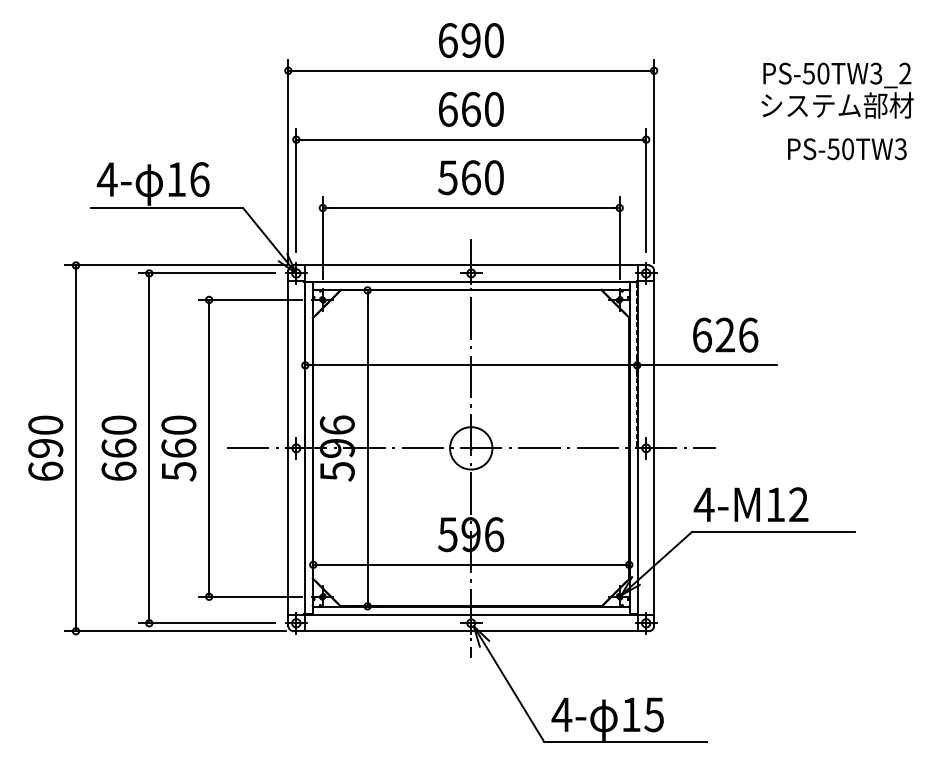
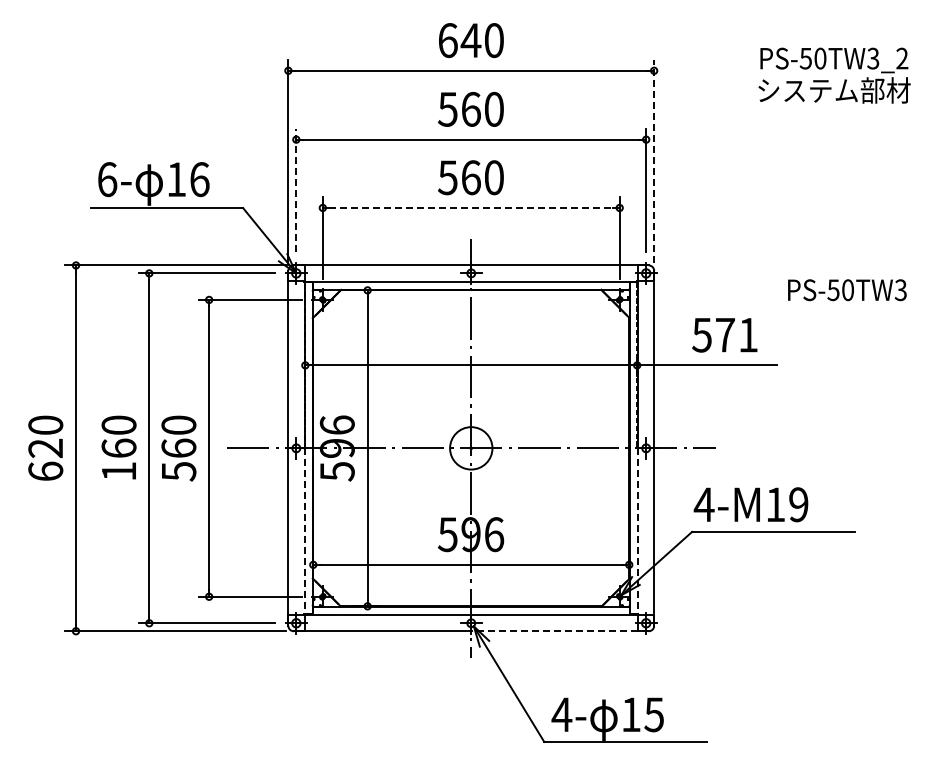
text: 690 -> 640 (470, 40)
text position: (837, 90) -> (834, 75) (834, 75)
text: 660 -> 560 (447, 108)
text position: (847, 149) -> (847, 290) (847, 290)
line: solid -> dashed (654, 161)
text: 4- -> 6- (106, 179)
line: solid -> dashed (296, 190)
line: solid -> dashed (471, 207)
text: 626 -> 571 (725, 334)
text: 690 -> 620 (45, 447)
text: 660 -> 160 (118, 470)
text: 4-M12 -> 4-M19 (798, 504)
line: solid -> dashed (304, 531)
line: solid -> dashed (637, 531)
line: solid -> dashed (560, 631)
